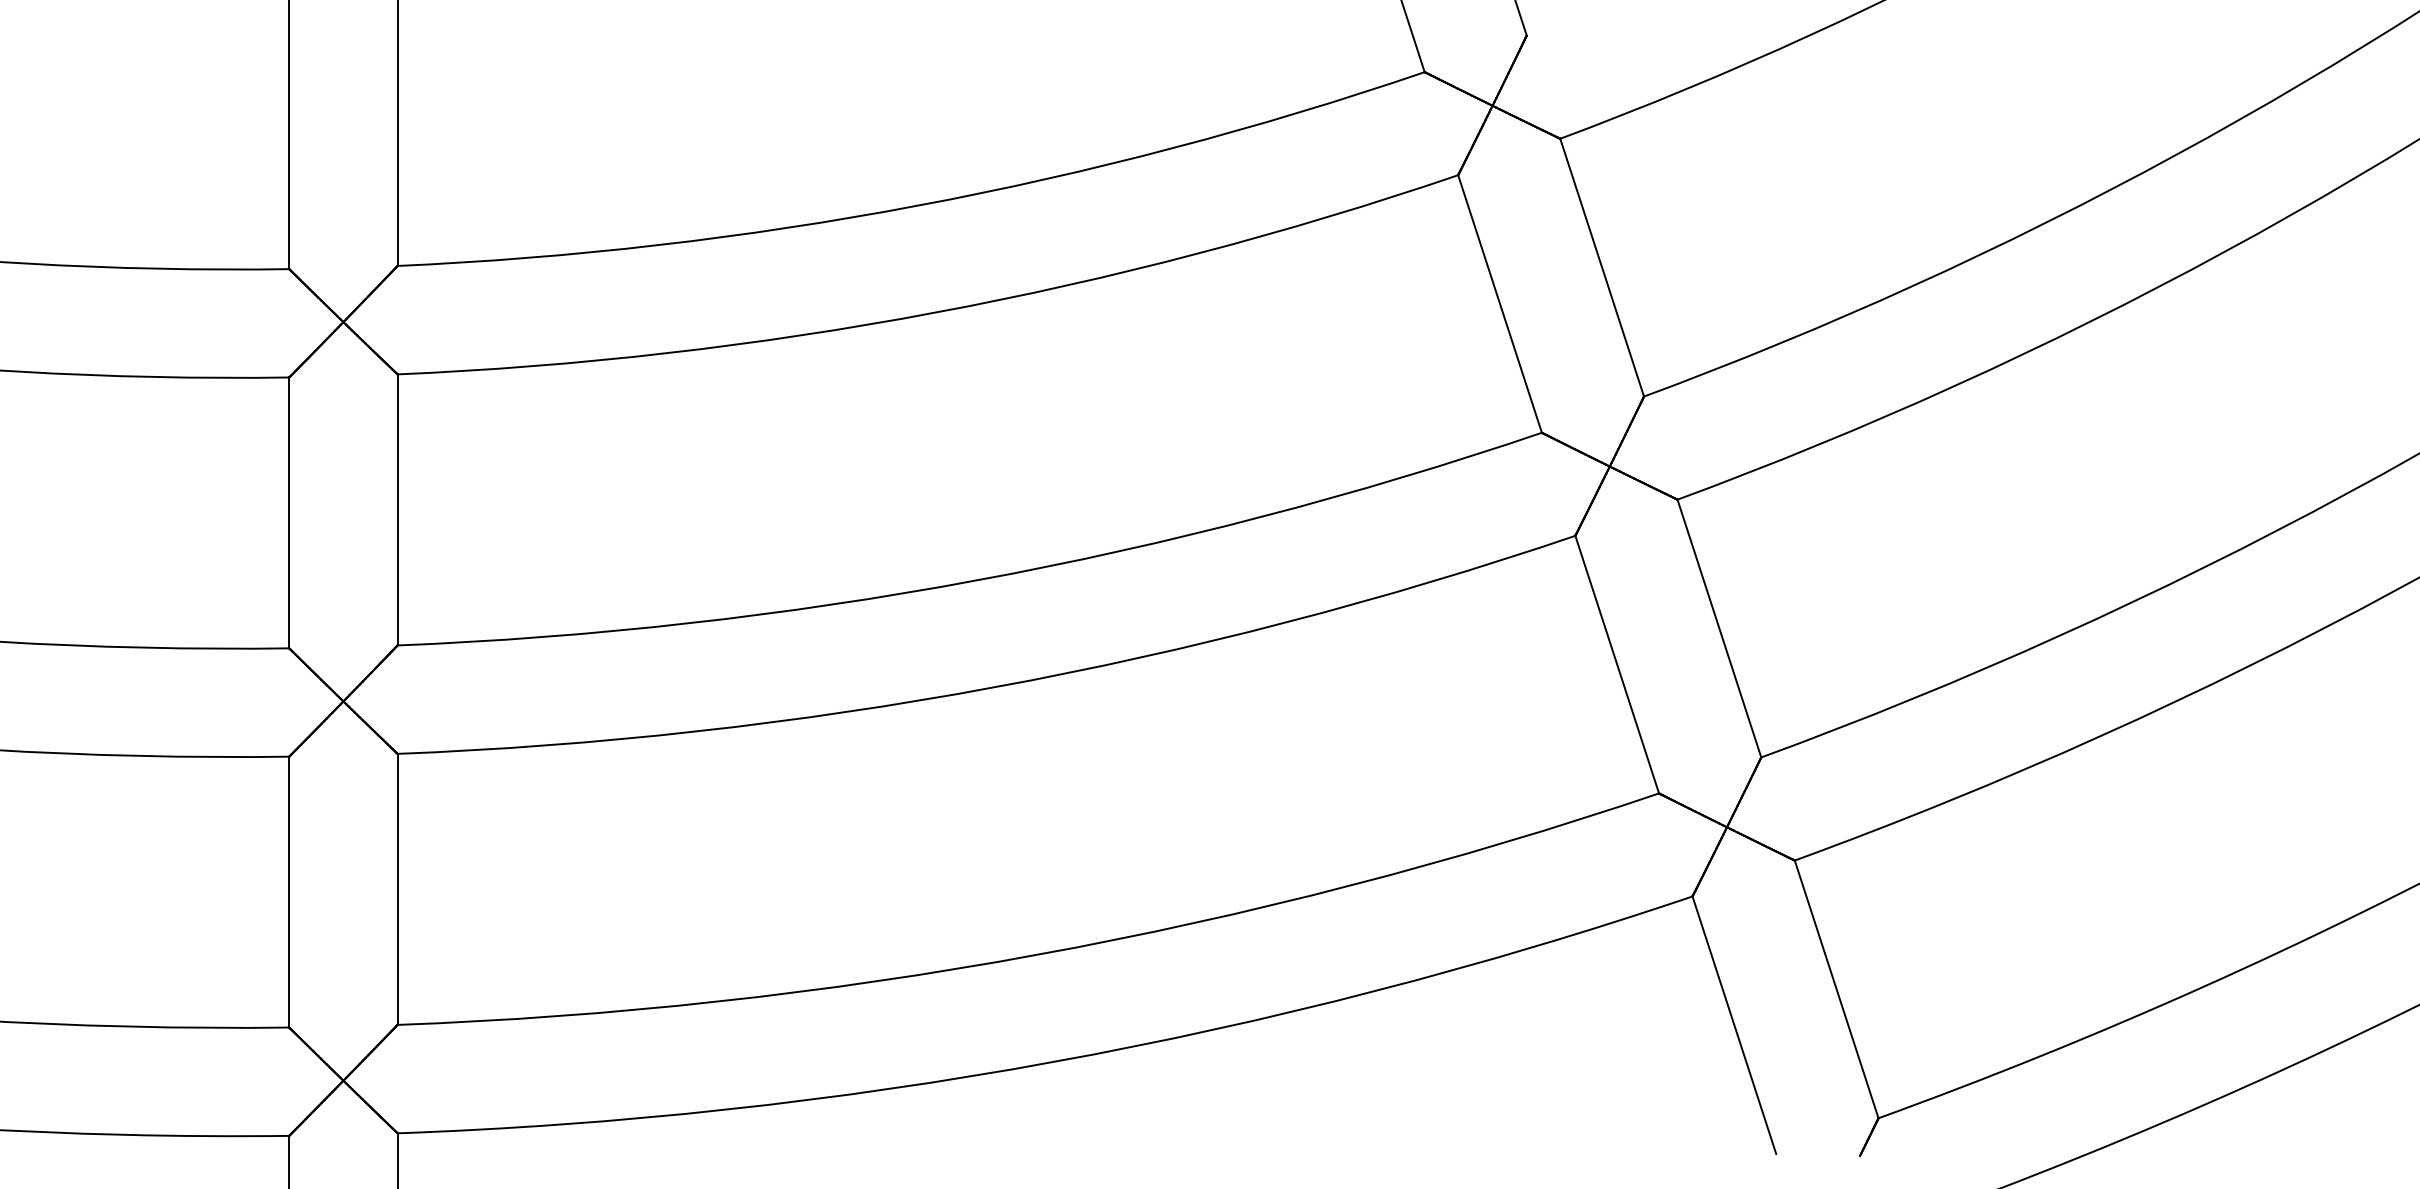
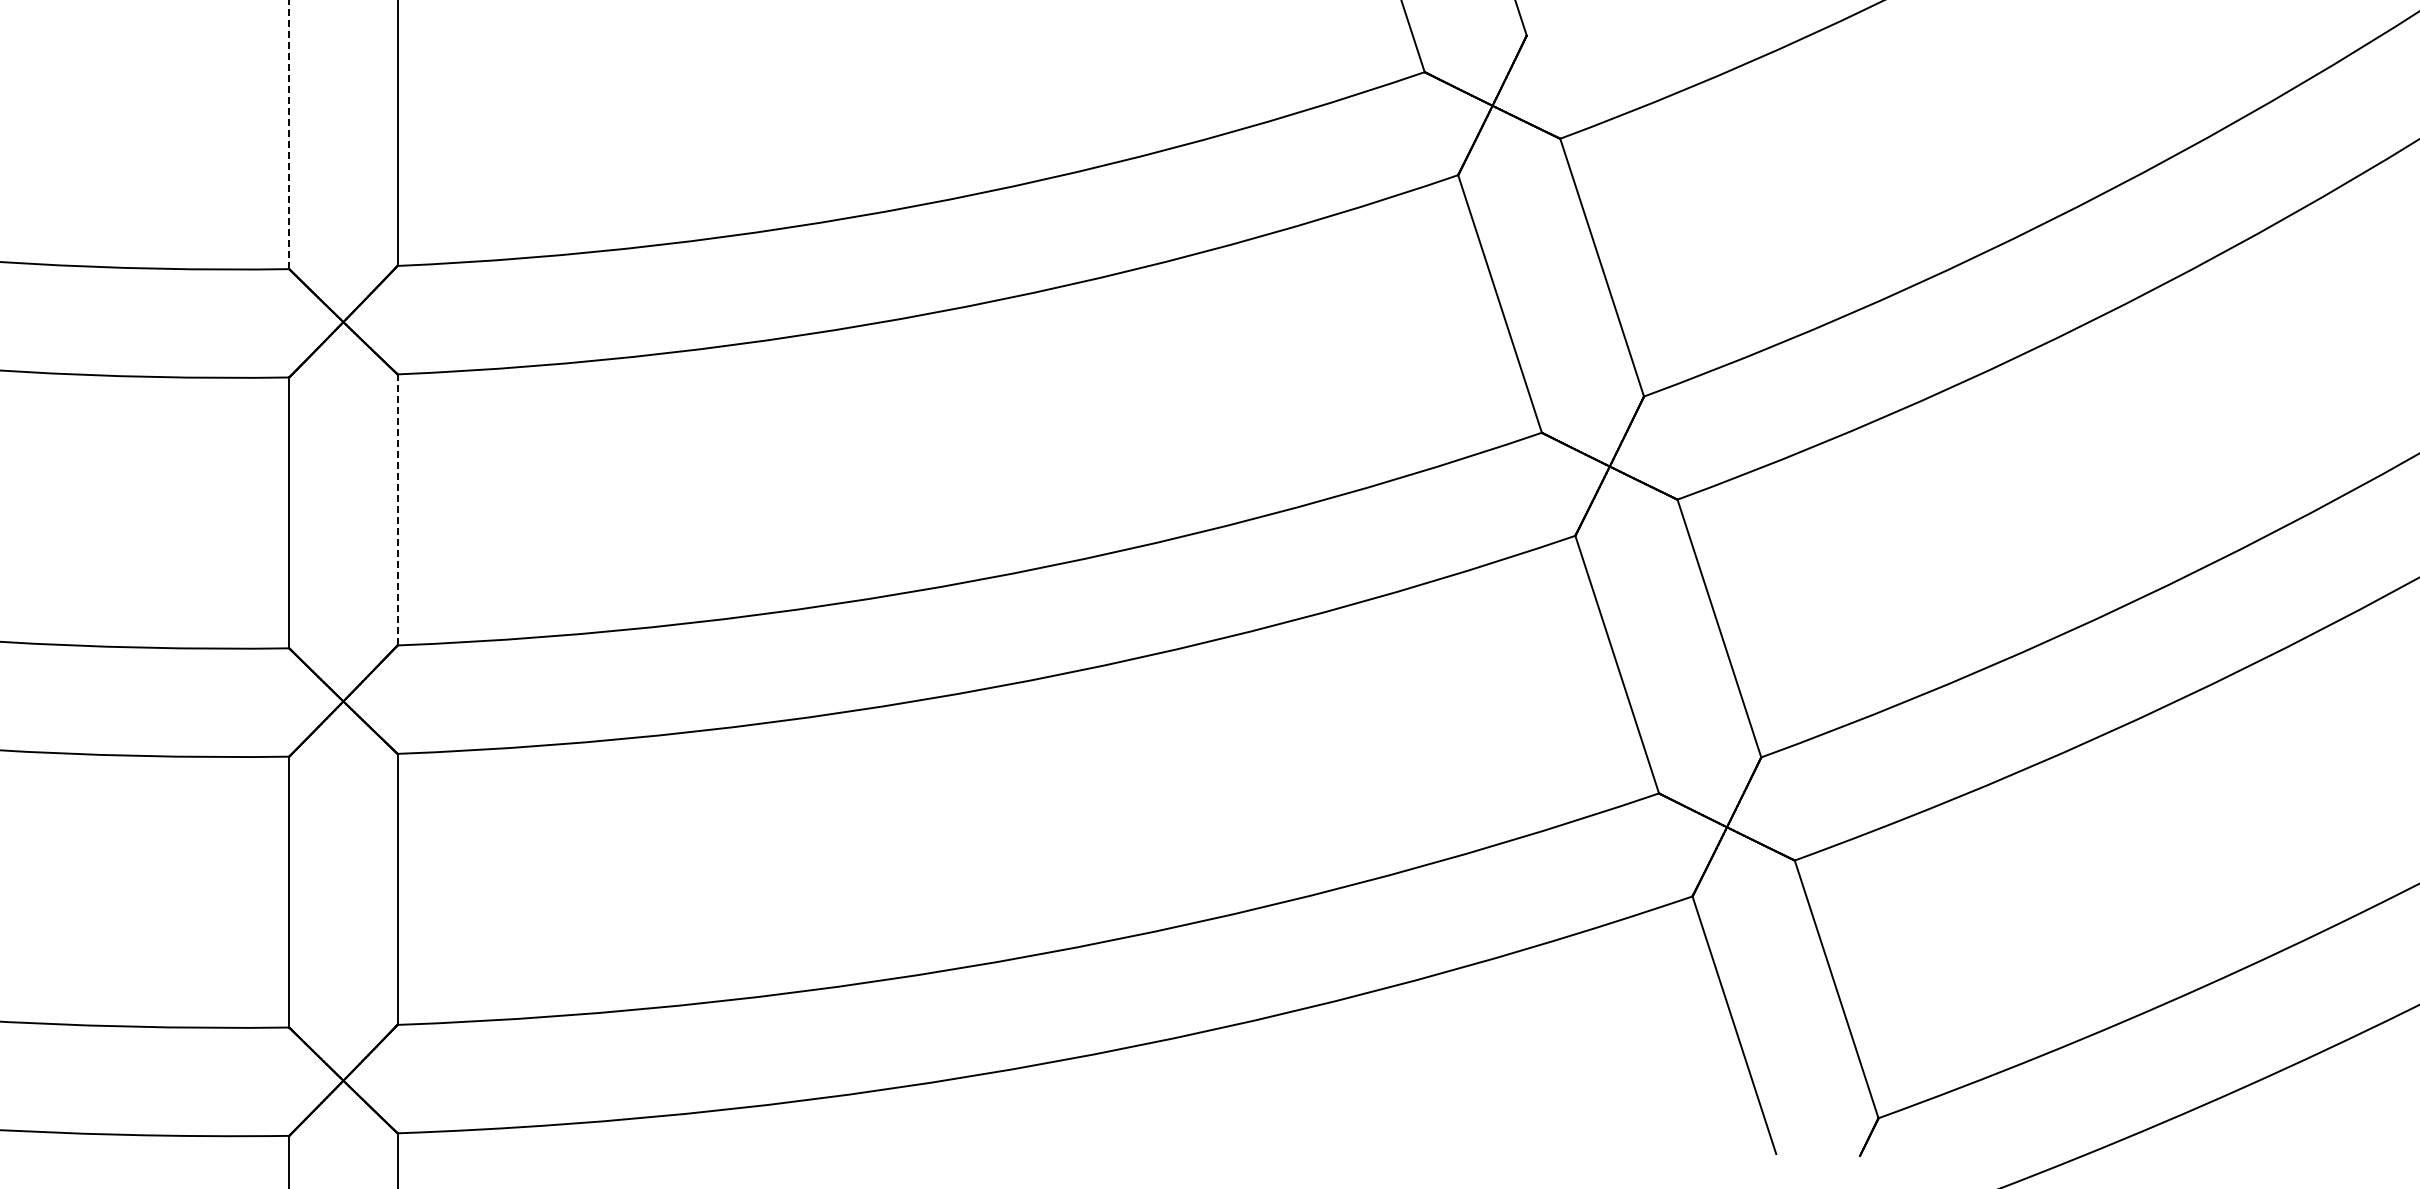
line: solid -> dashed (289, 134)
line: solid -> dashed (397, 509)
